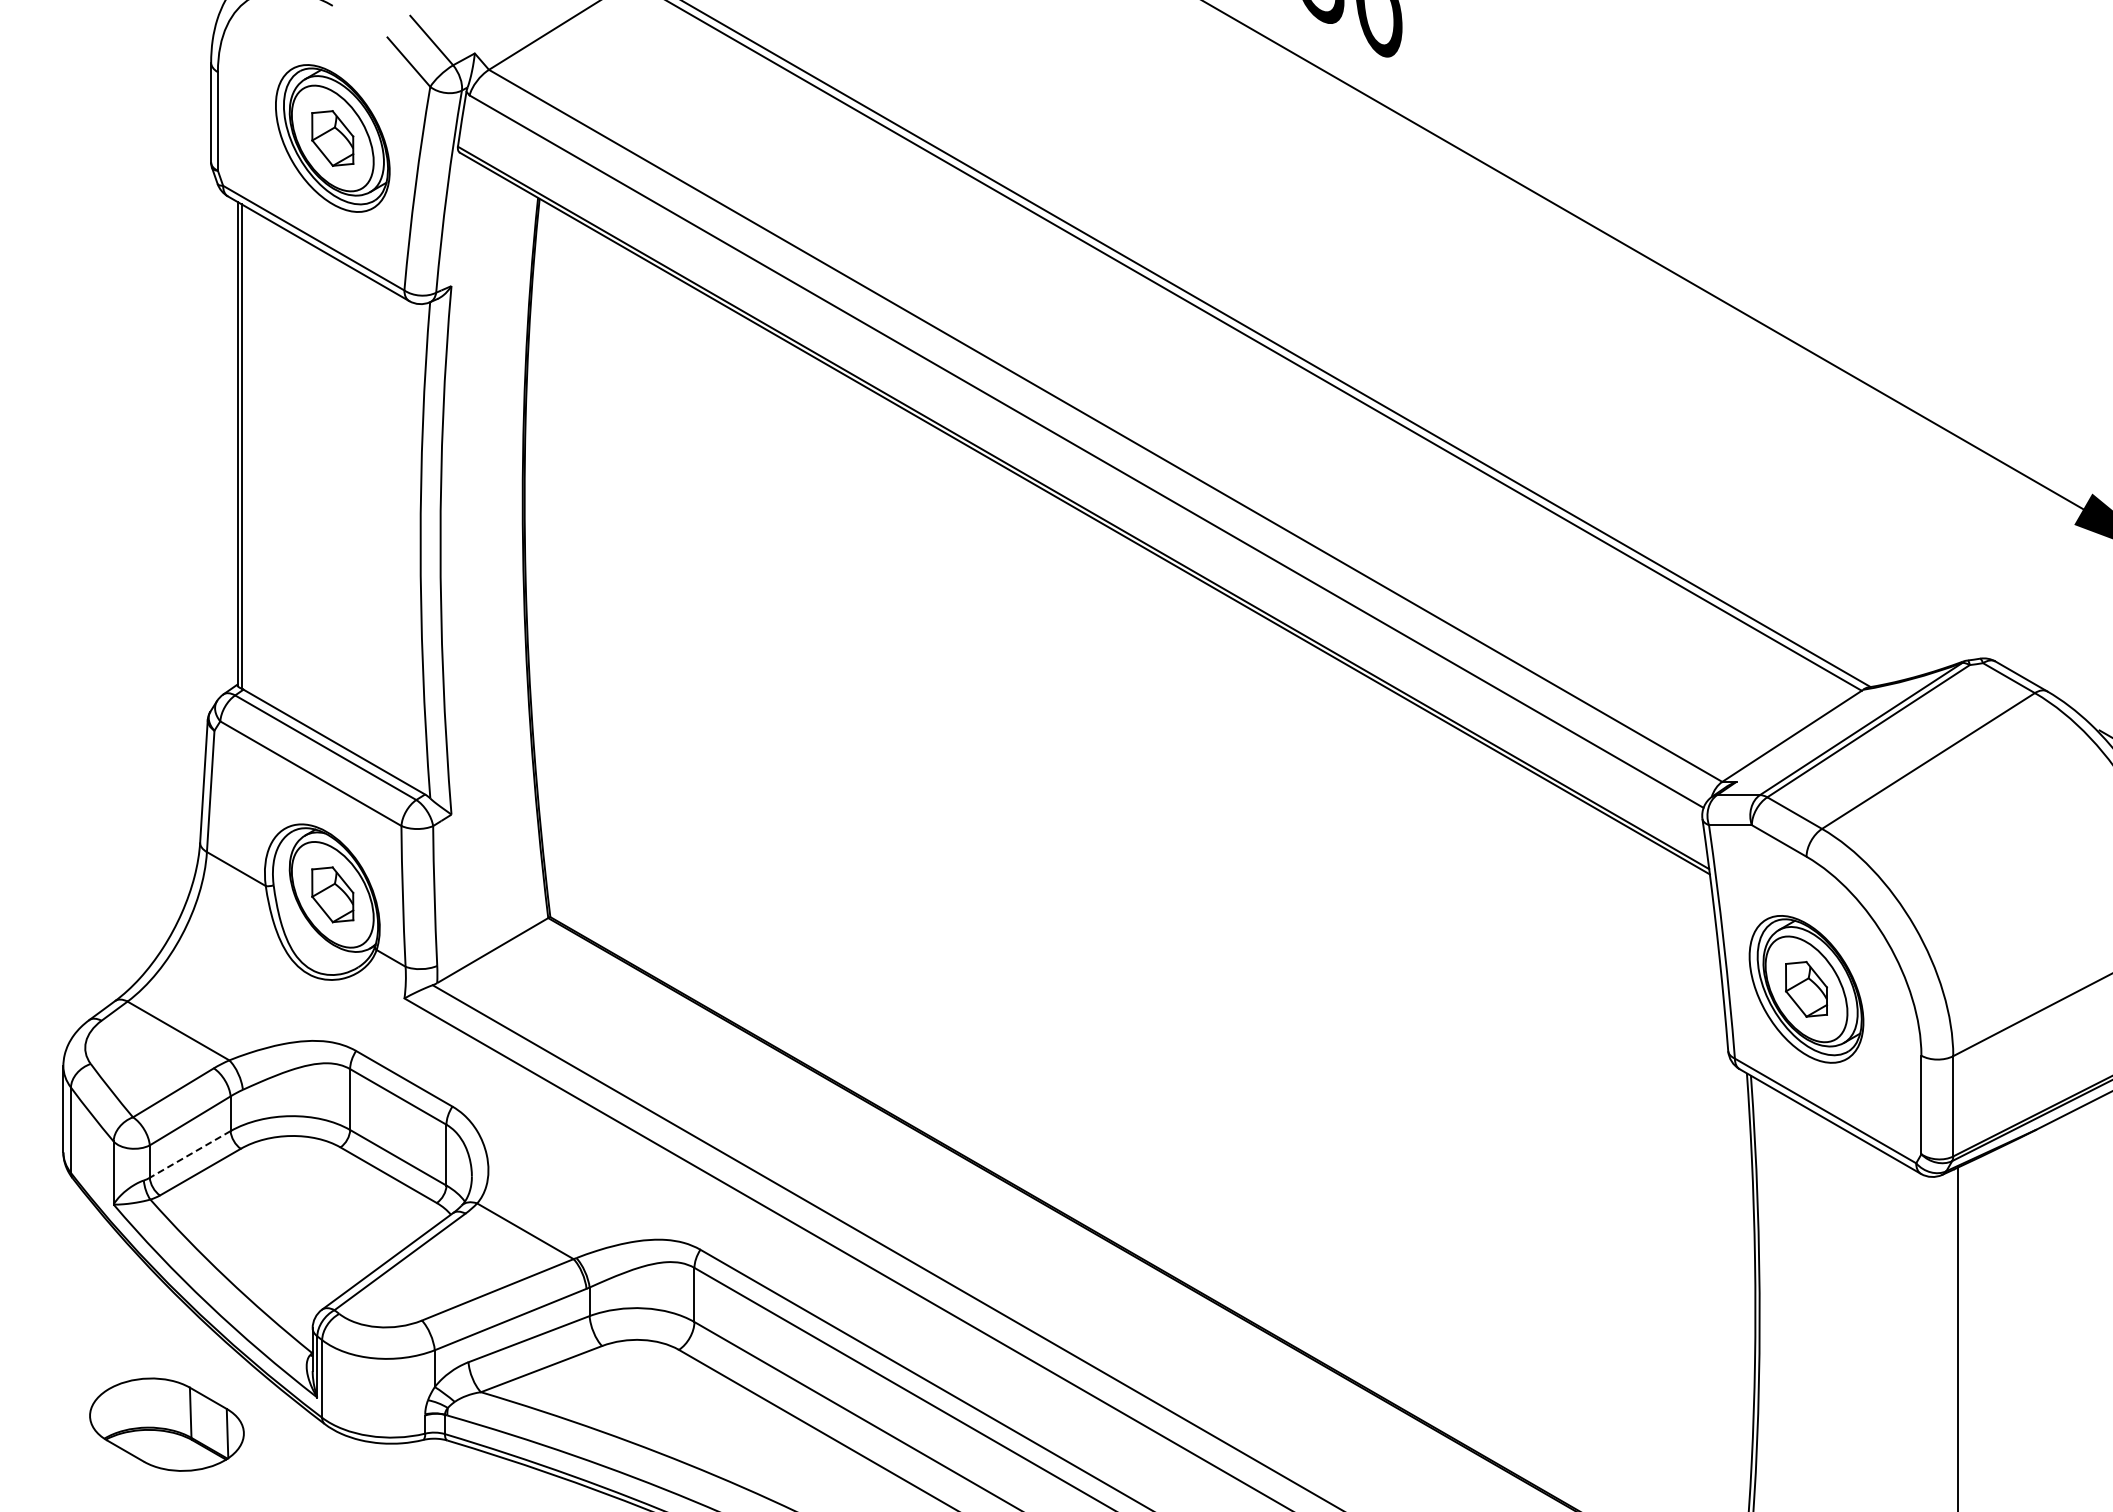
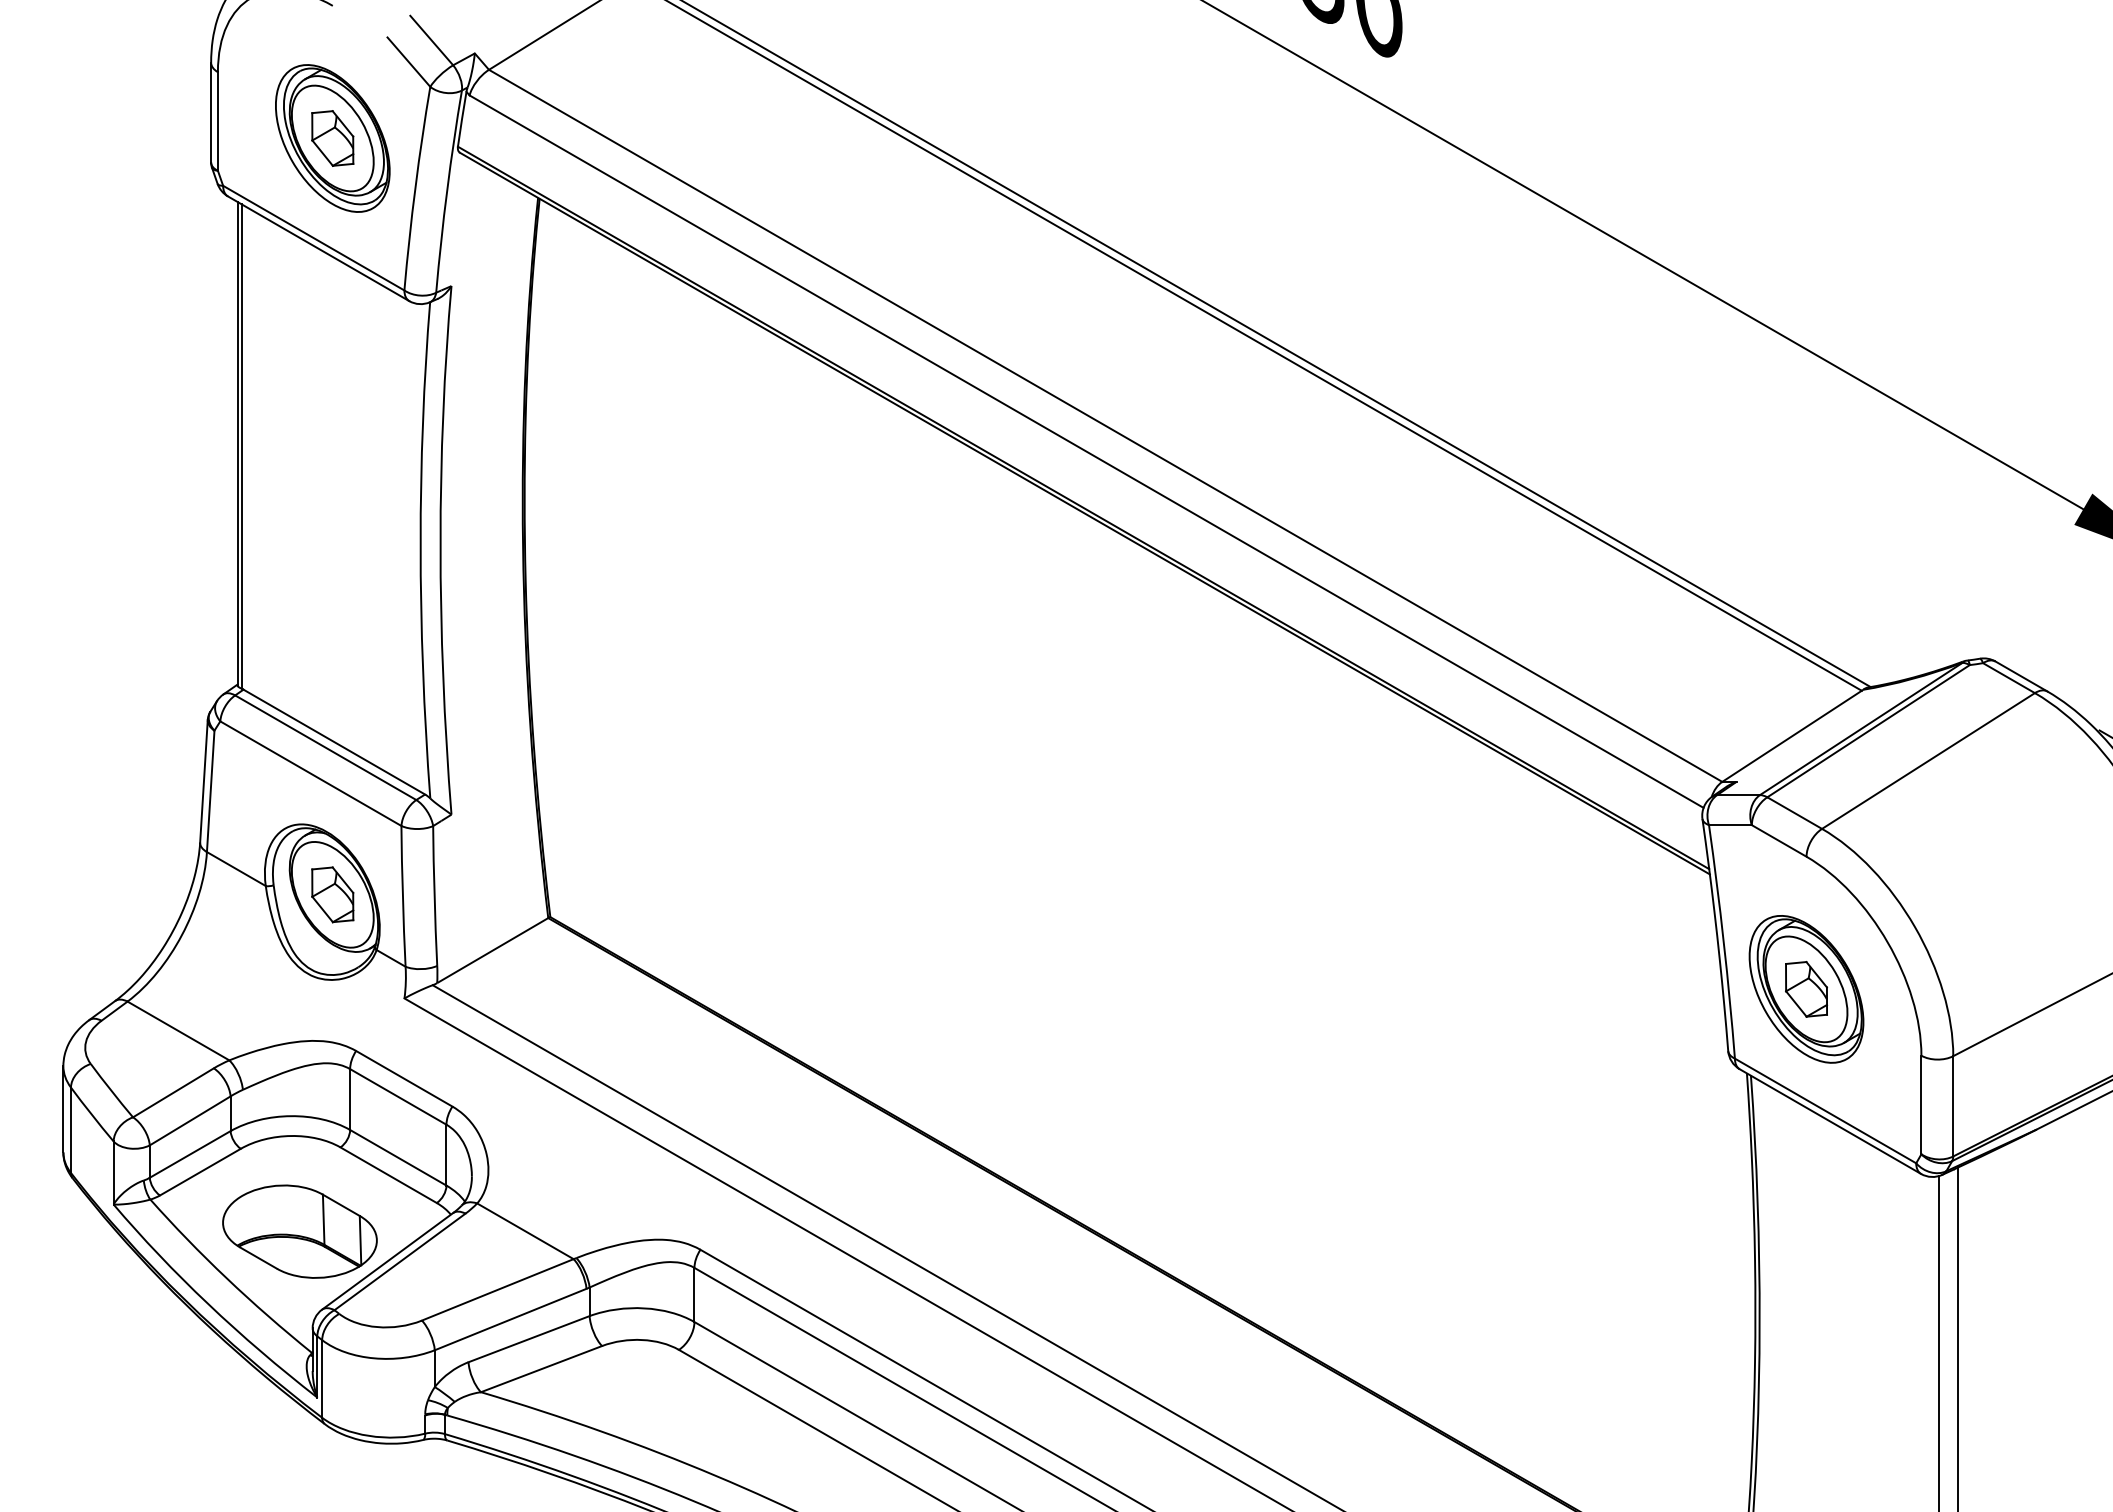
line: dashed -> solid (190, 1154)
line: none -> present (1938, 1342)
part position: (166, 1424) -> (299, 1231) (299, 1231)
